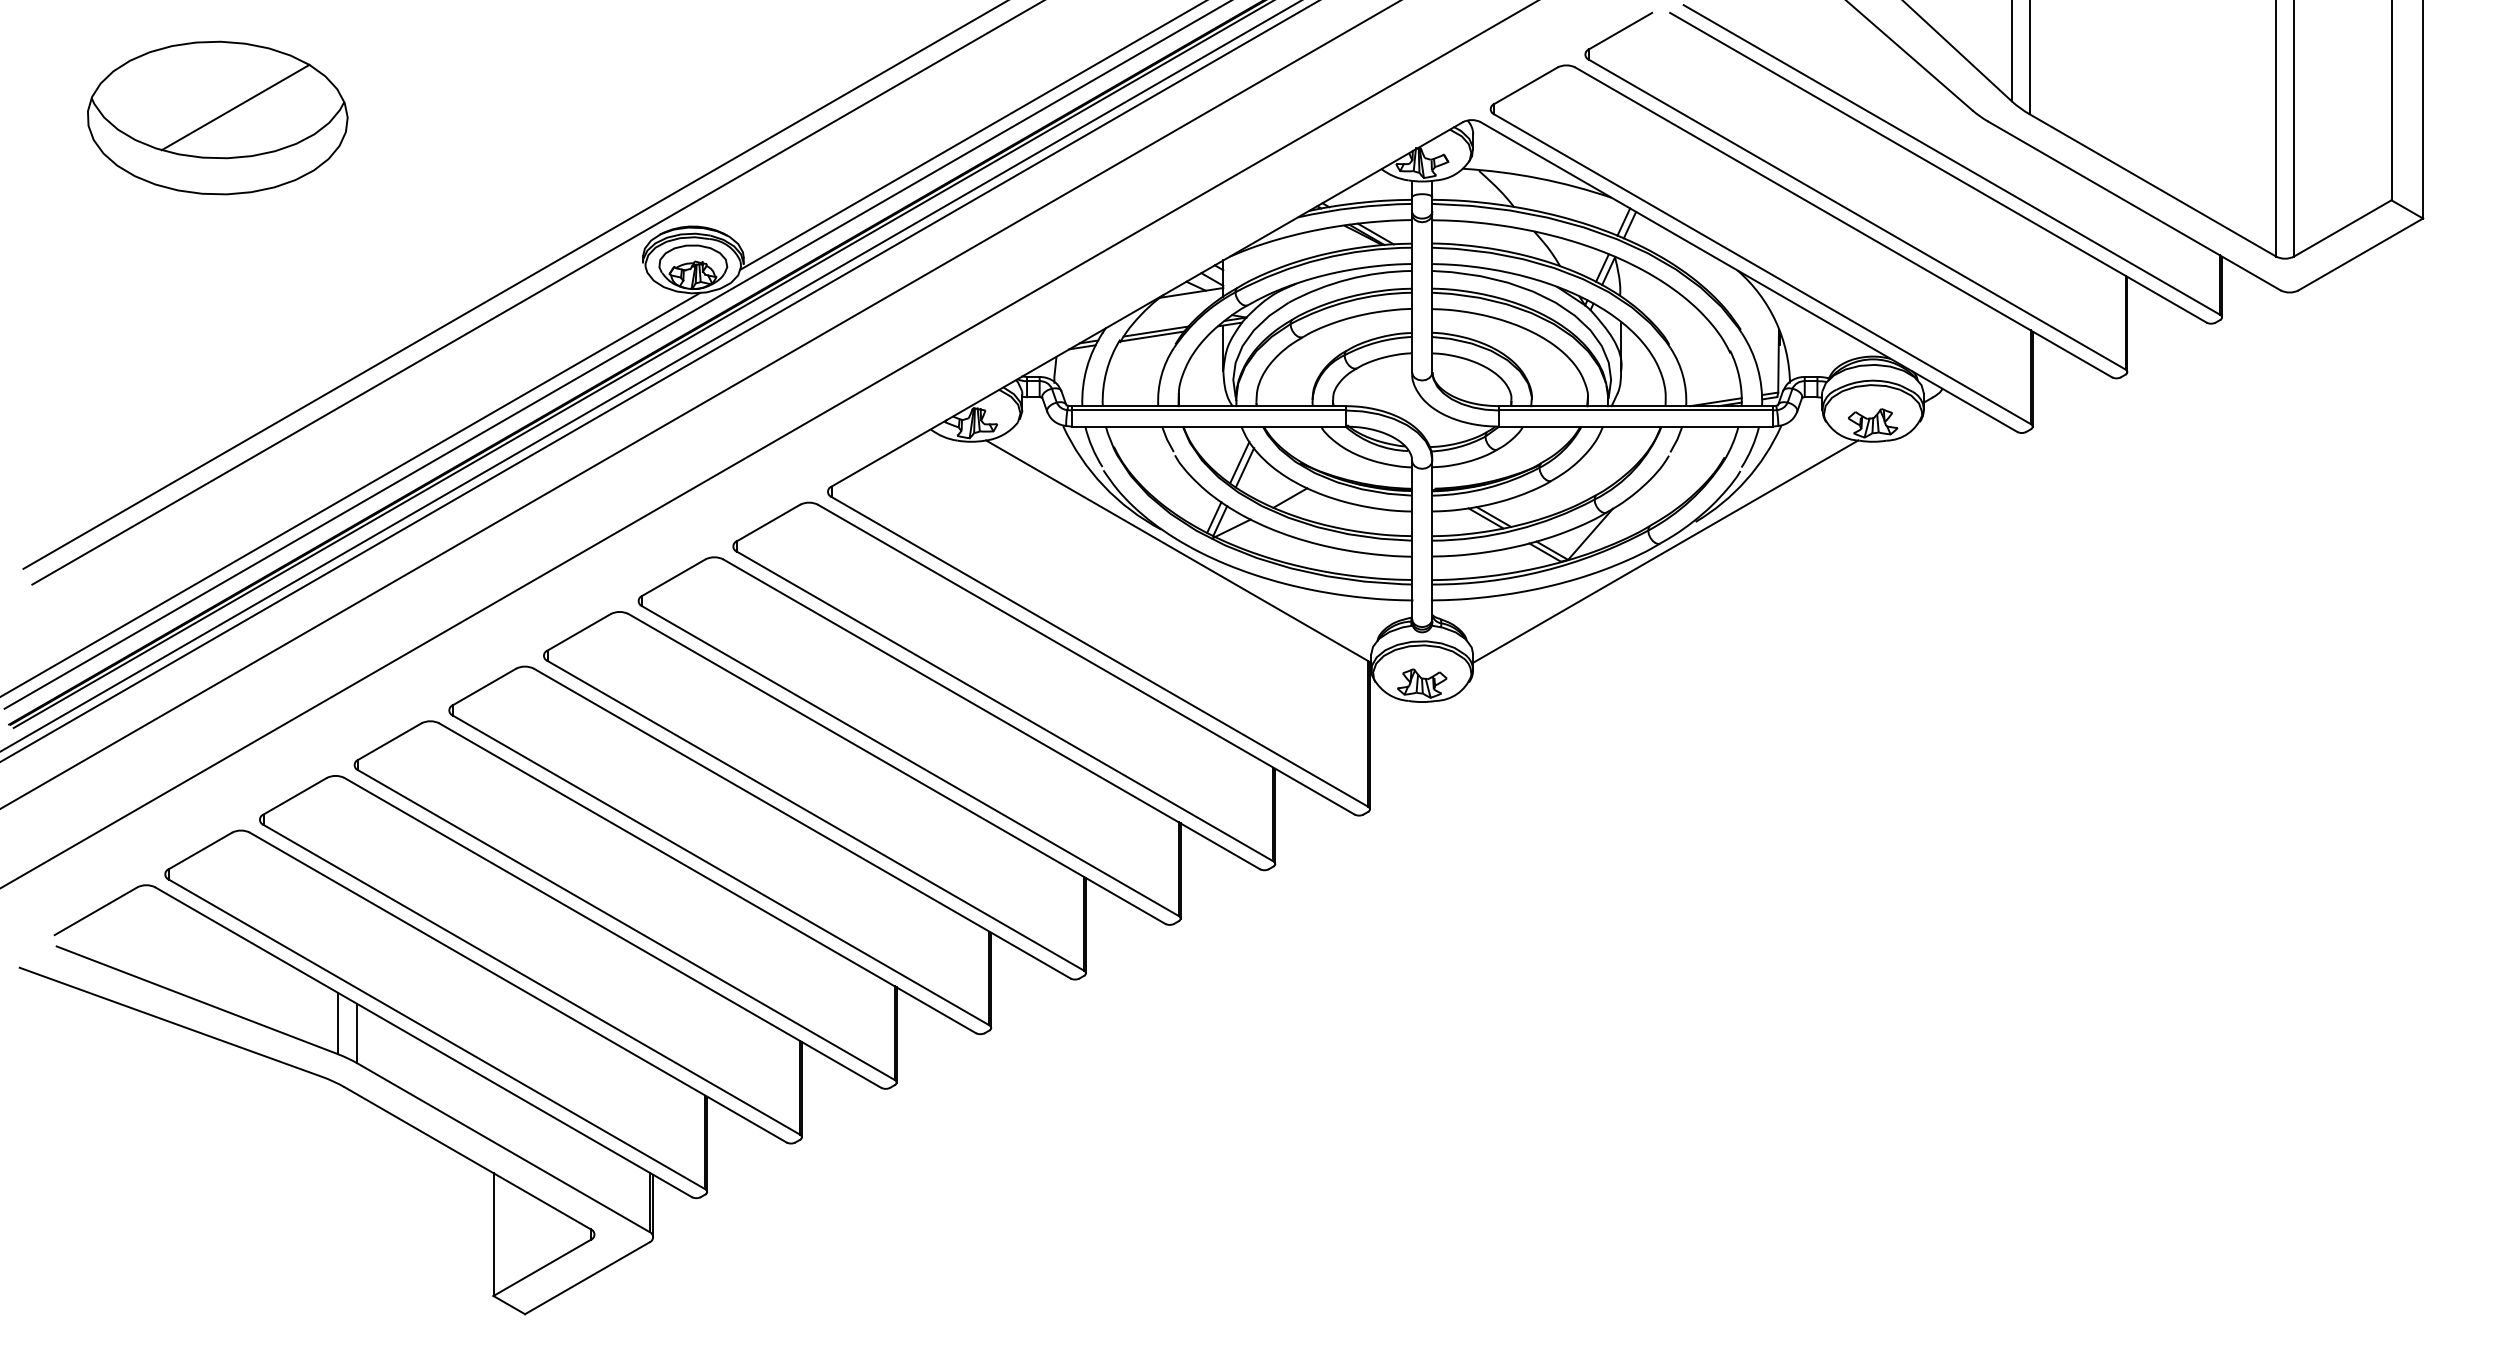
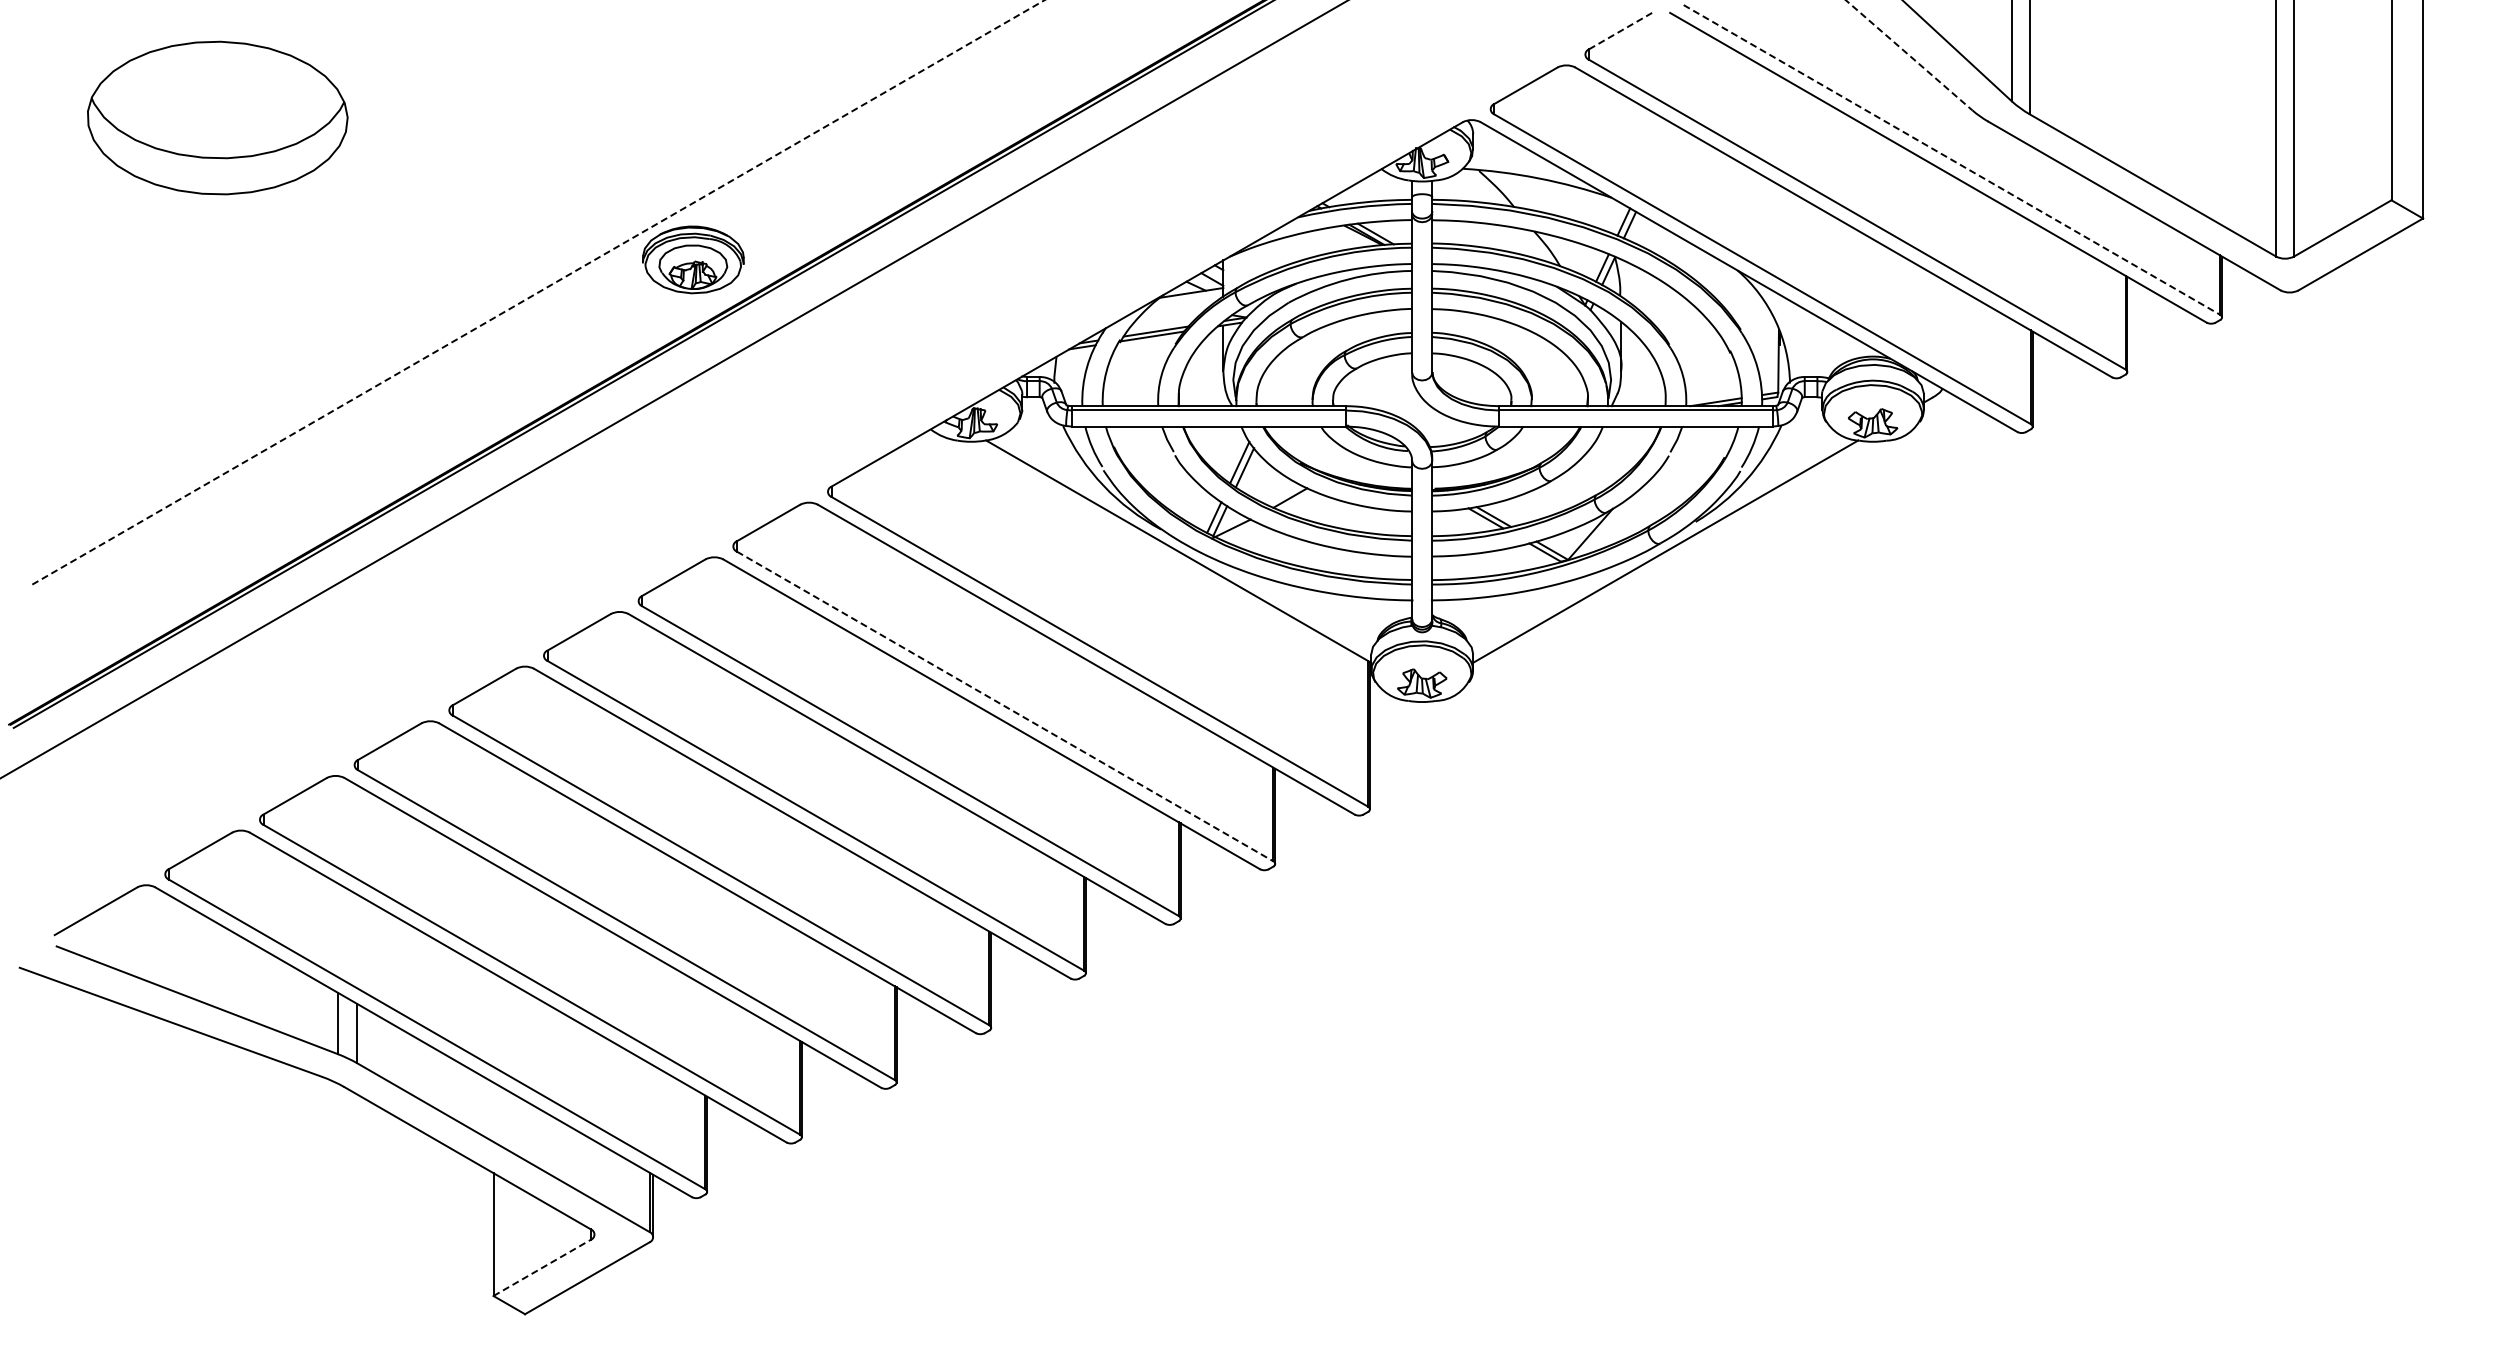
line: solid -> dashed (1621, 30)
line: solid -> dashed (1909, 55)
line: present -> none (235, 107)
line: present -> none (972, 135)
line: solid -> dashed (1951, 159)
line: present -> none (513, 285)
line: solid -> dashed (538, 292)
line: present -> none (616, 355)
line: present -> none (650, 376)
line: present -> none (659, 381)
line position: (700, 404) -> (673, 389) (673, 389)
line: present -> none (768, 444)
line: present -> none (350, 494)
line: solid -> dashed (1005, 706)
line: solid -> dashed (542, 1267)
